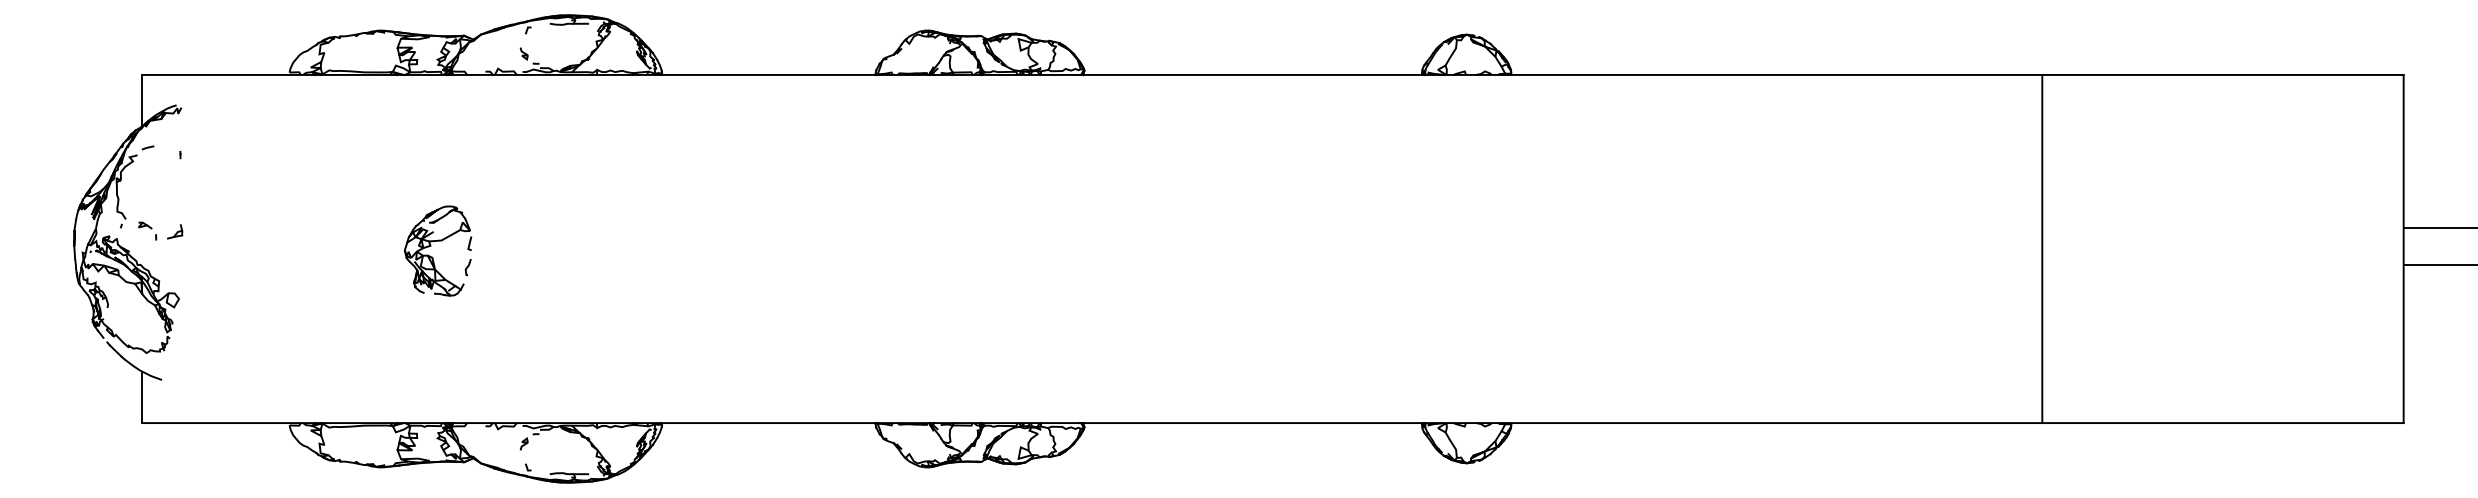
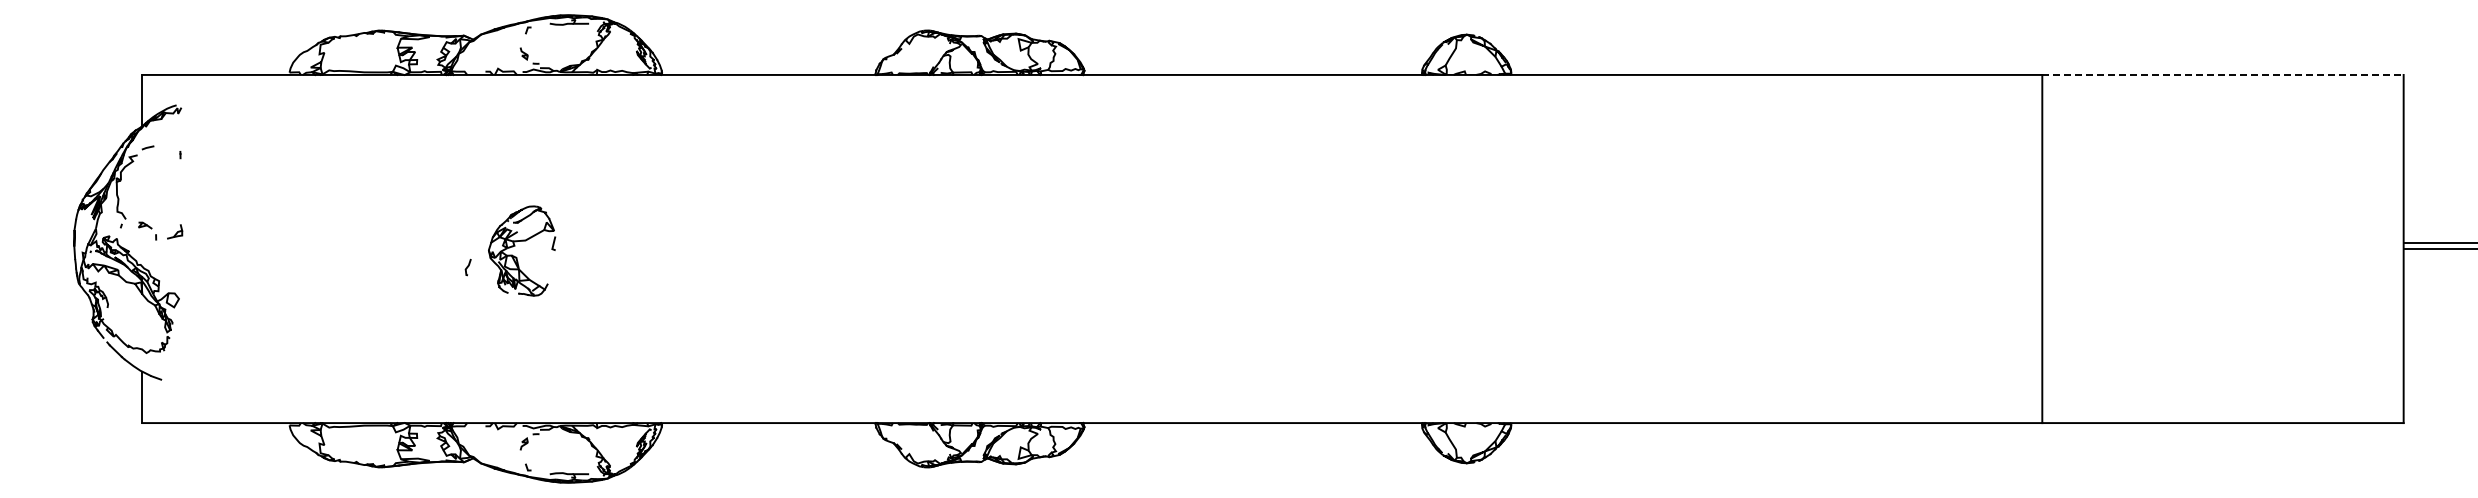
line: solid -> dashed (2222, 74)
line position: (2438, 227) -> (2438, 242) (2438, 242)
part position: (431, 246) -> (515, 246) (515, 246)
line position: (2438, 265) -> (2438, 249) (2438, 249)
